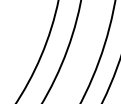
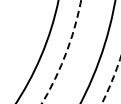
arc: solid -> dashed (66, 51)
arc: solid -> dashed (112, 80)
